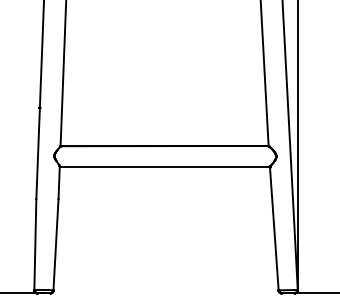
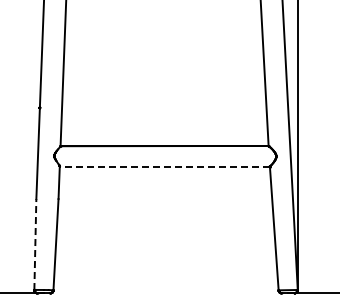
line: solid -> dashed (164, 166)
line: solid -> dashed (35, 244)
